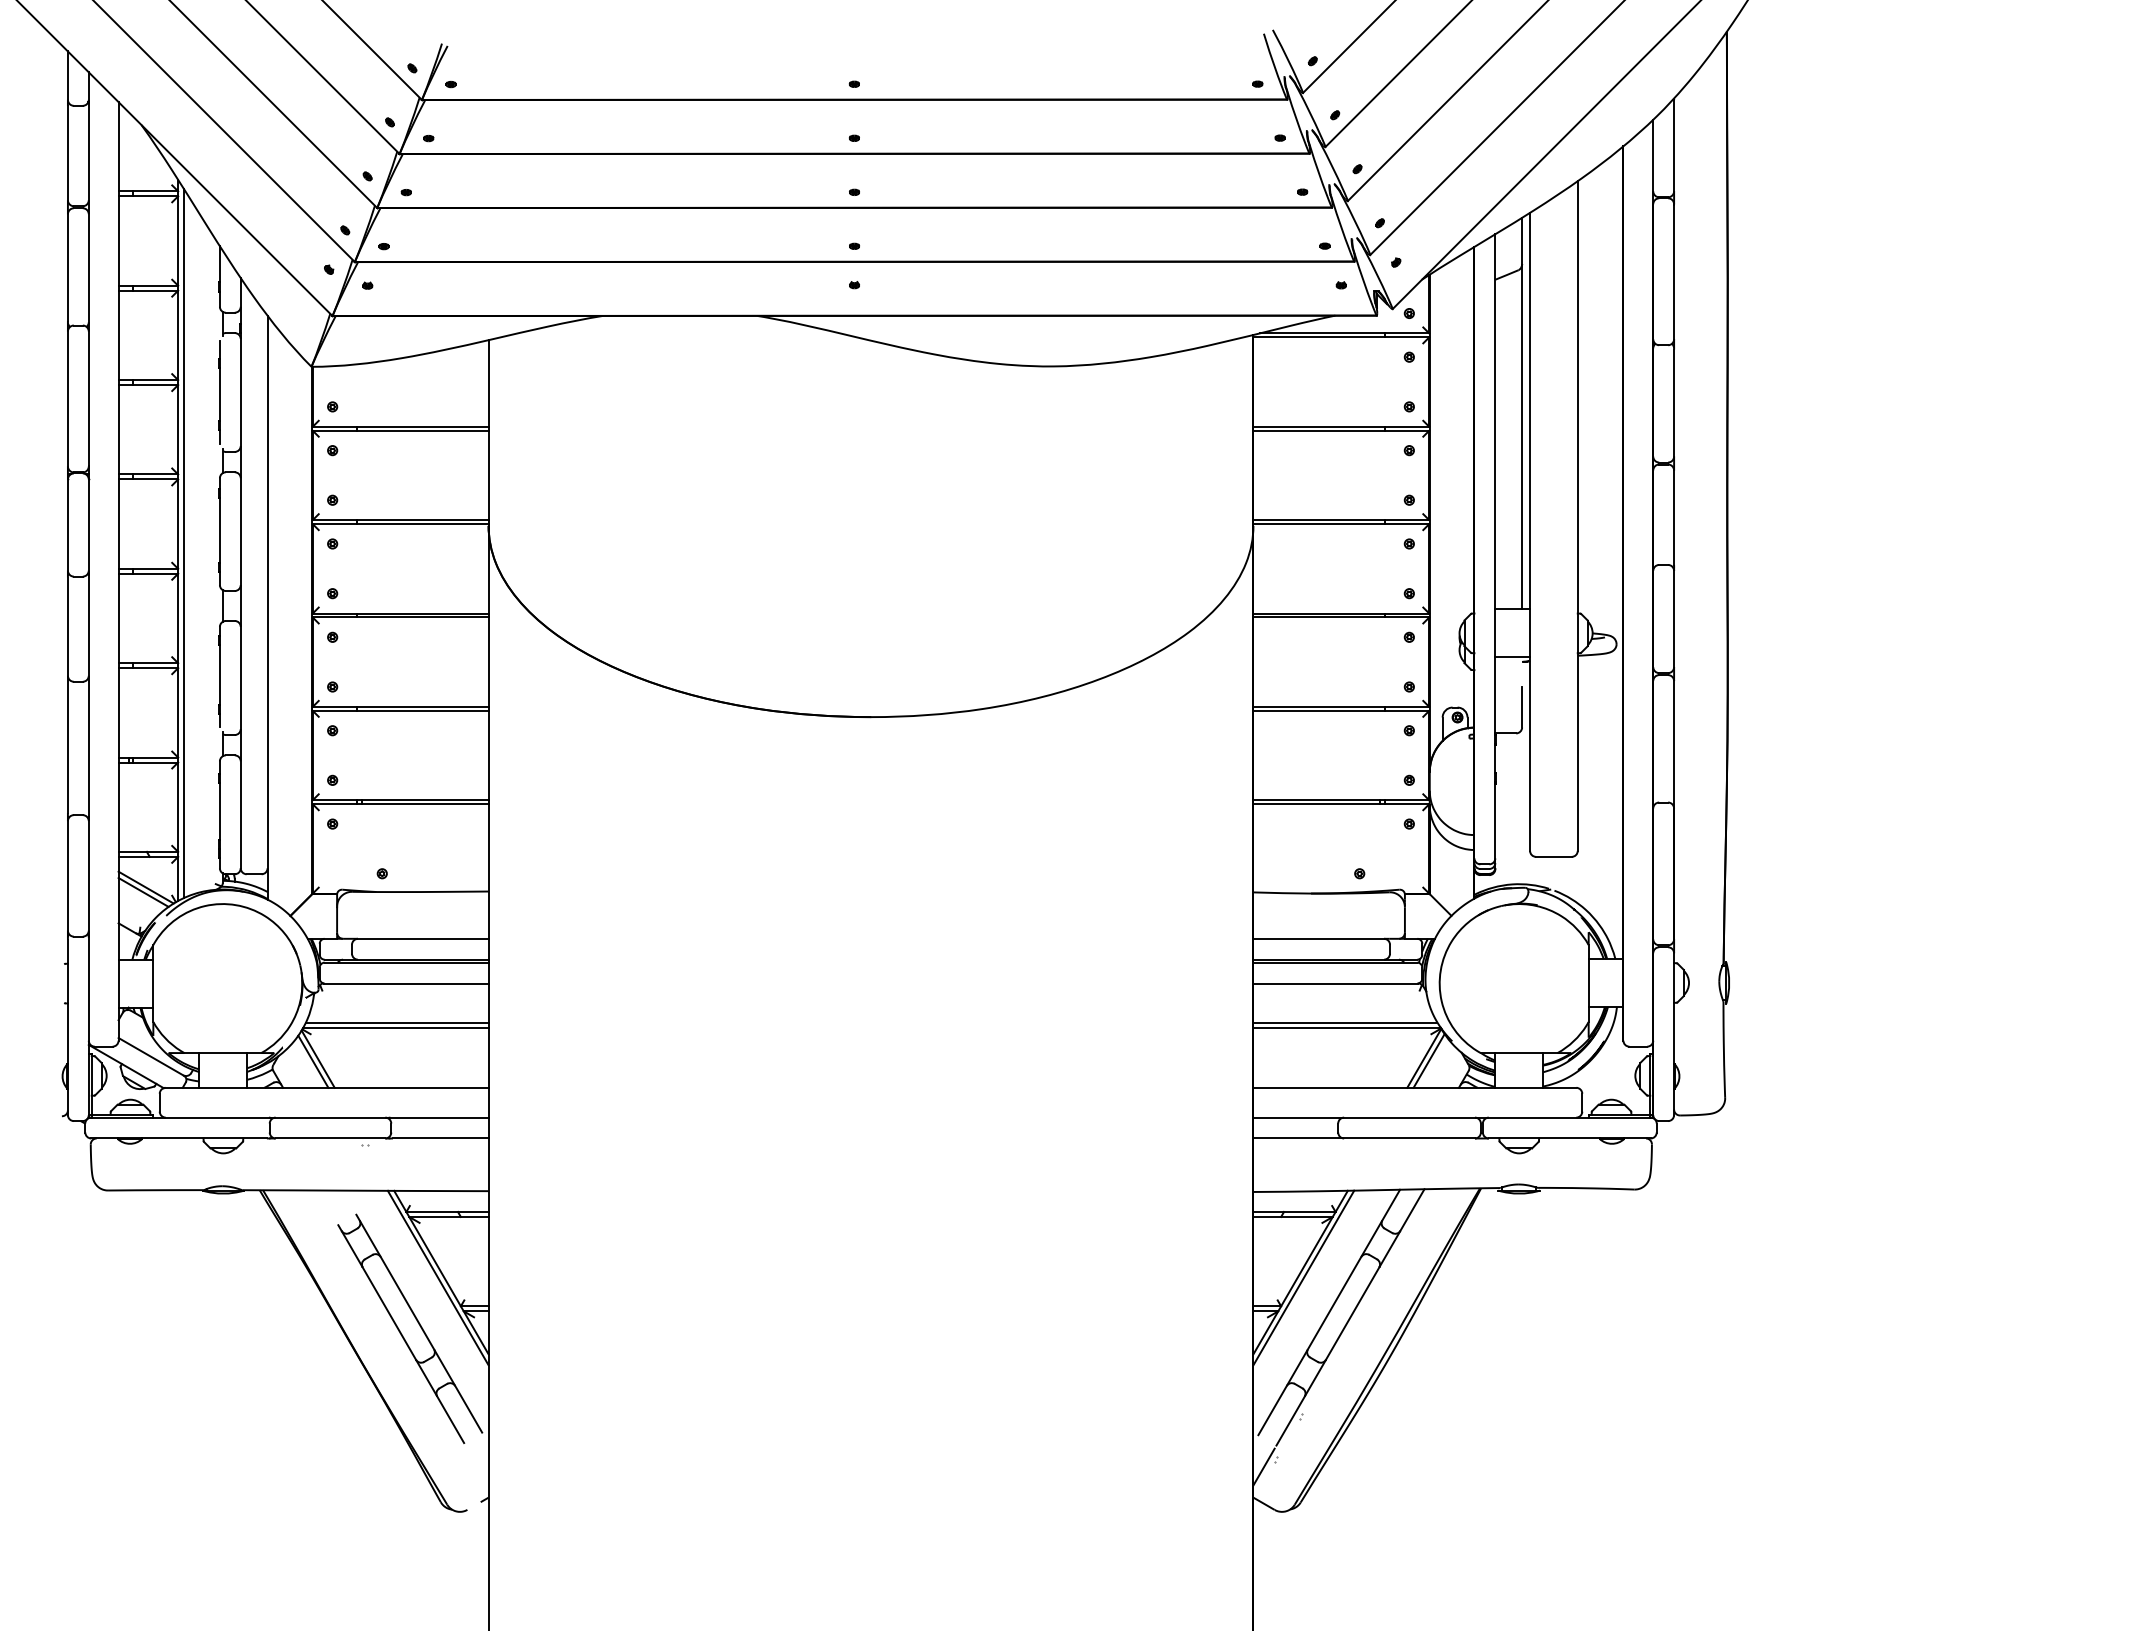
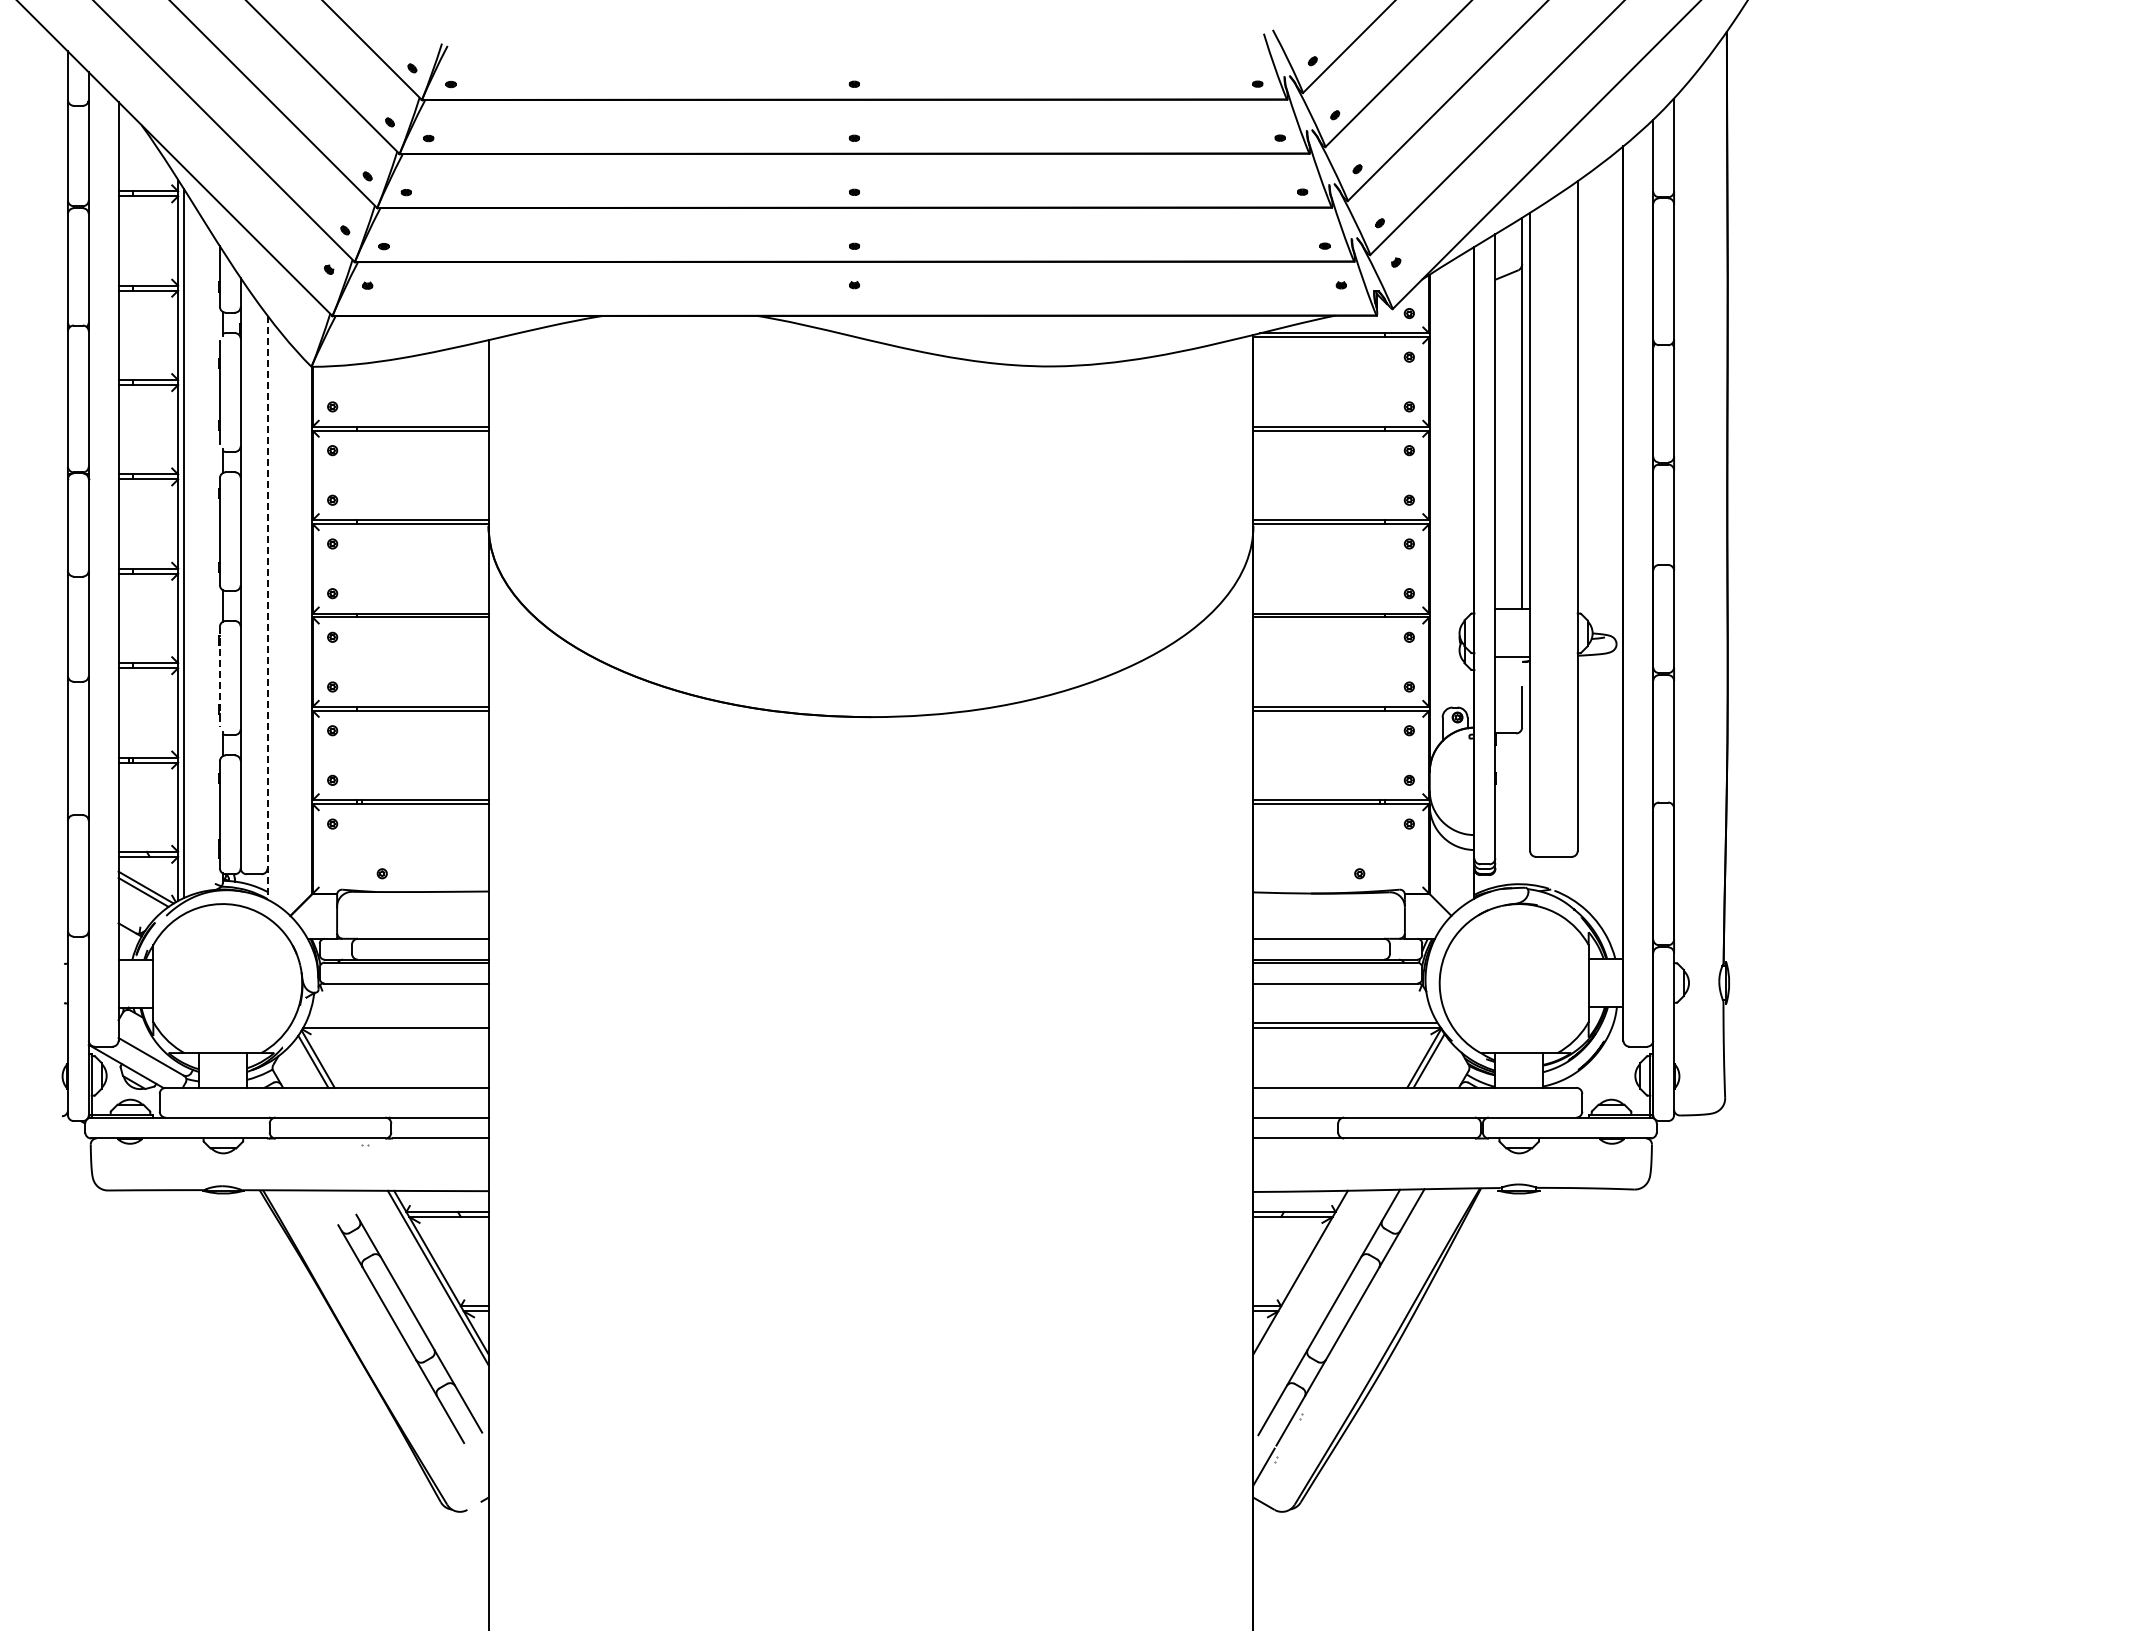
line: solid -> dashed (267, 607)
line: solid -> dashed (219, 677)
line: present -> none (396, 1022)
line: present -> none (1303, 1277)
